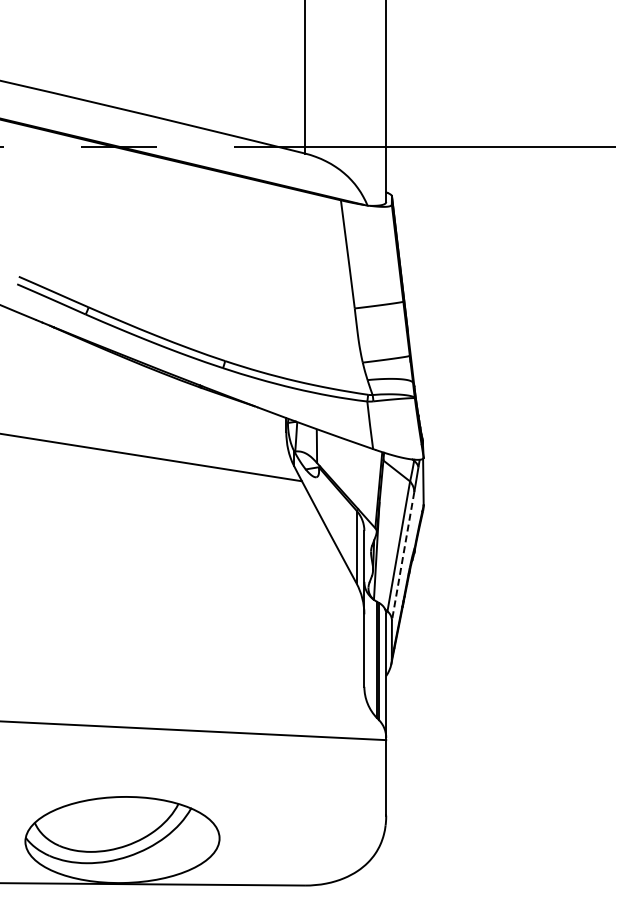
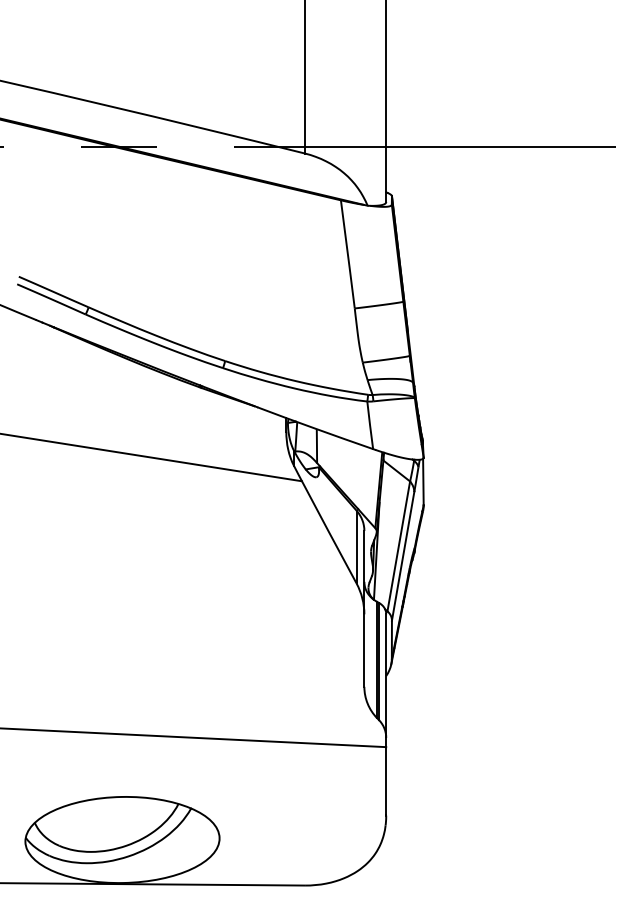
line: dashed -> solid (403, 556)
line position: (194, 730) -> (194, 737) (194, 737)
